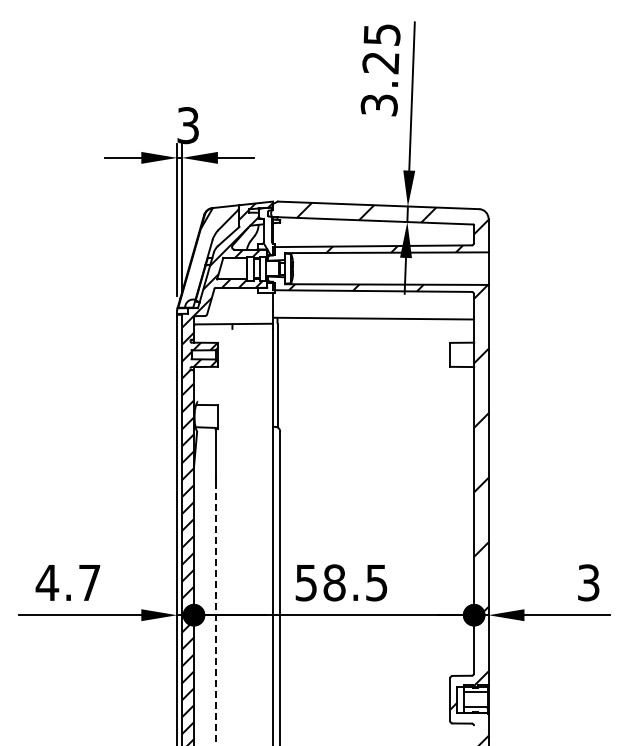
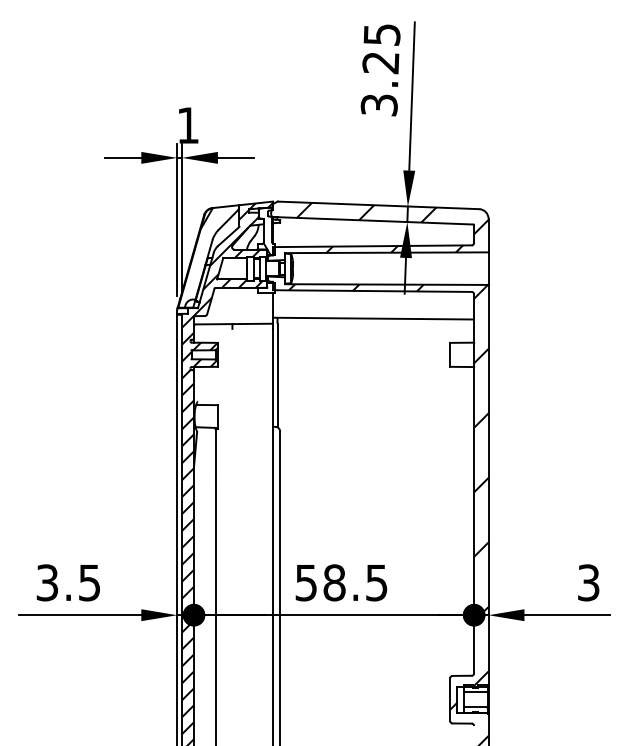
text: 3 -> 1 (187, 125)
text: 4.7 -> 3.5 (67, 582)
line: dashed -> solid (215, 614)
